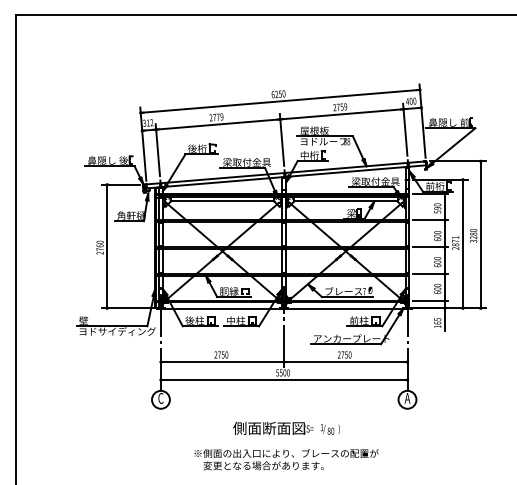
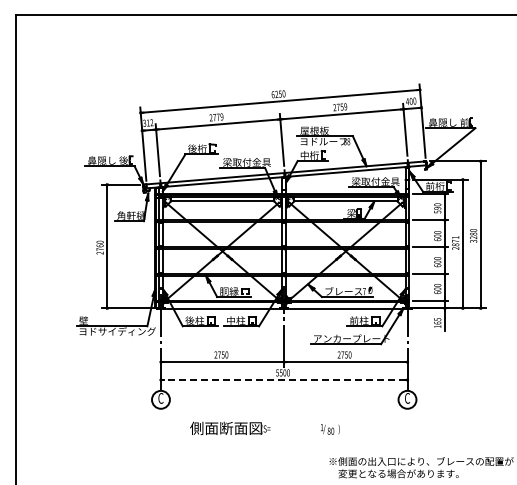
line: solid -> dashed (283, 380)
text: A -> C (407, 398)
text position: (273, 427) -> (230, 427) (230, 427)
text position: (286, 459) -> (421, 467) (421, 467)
